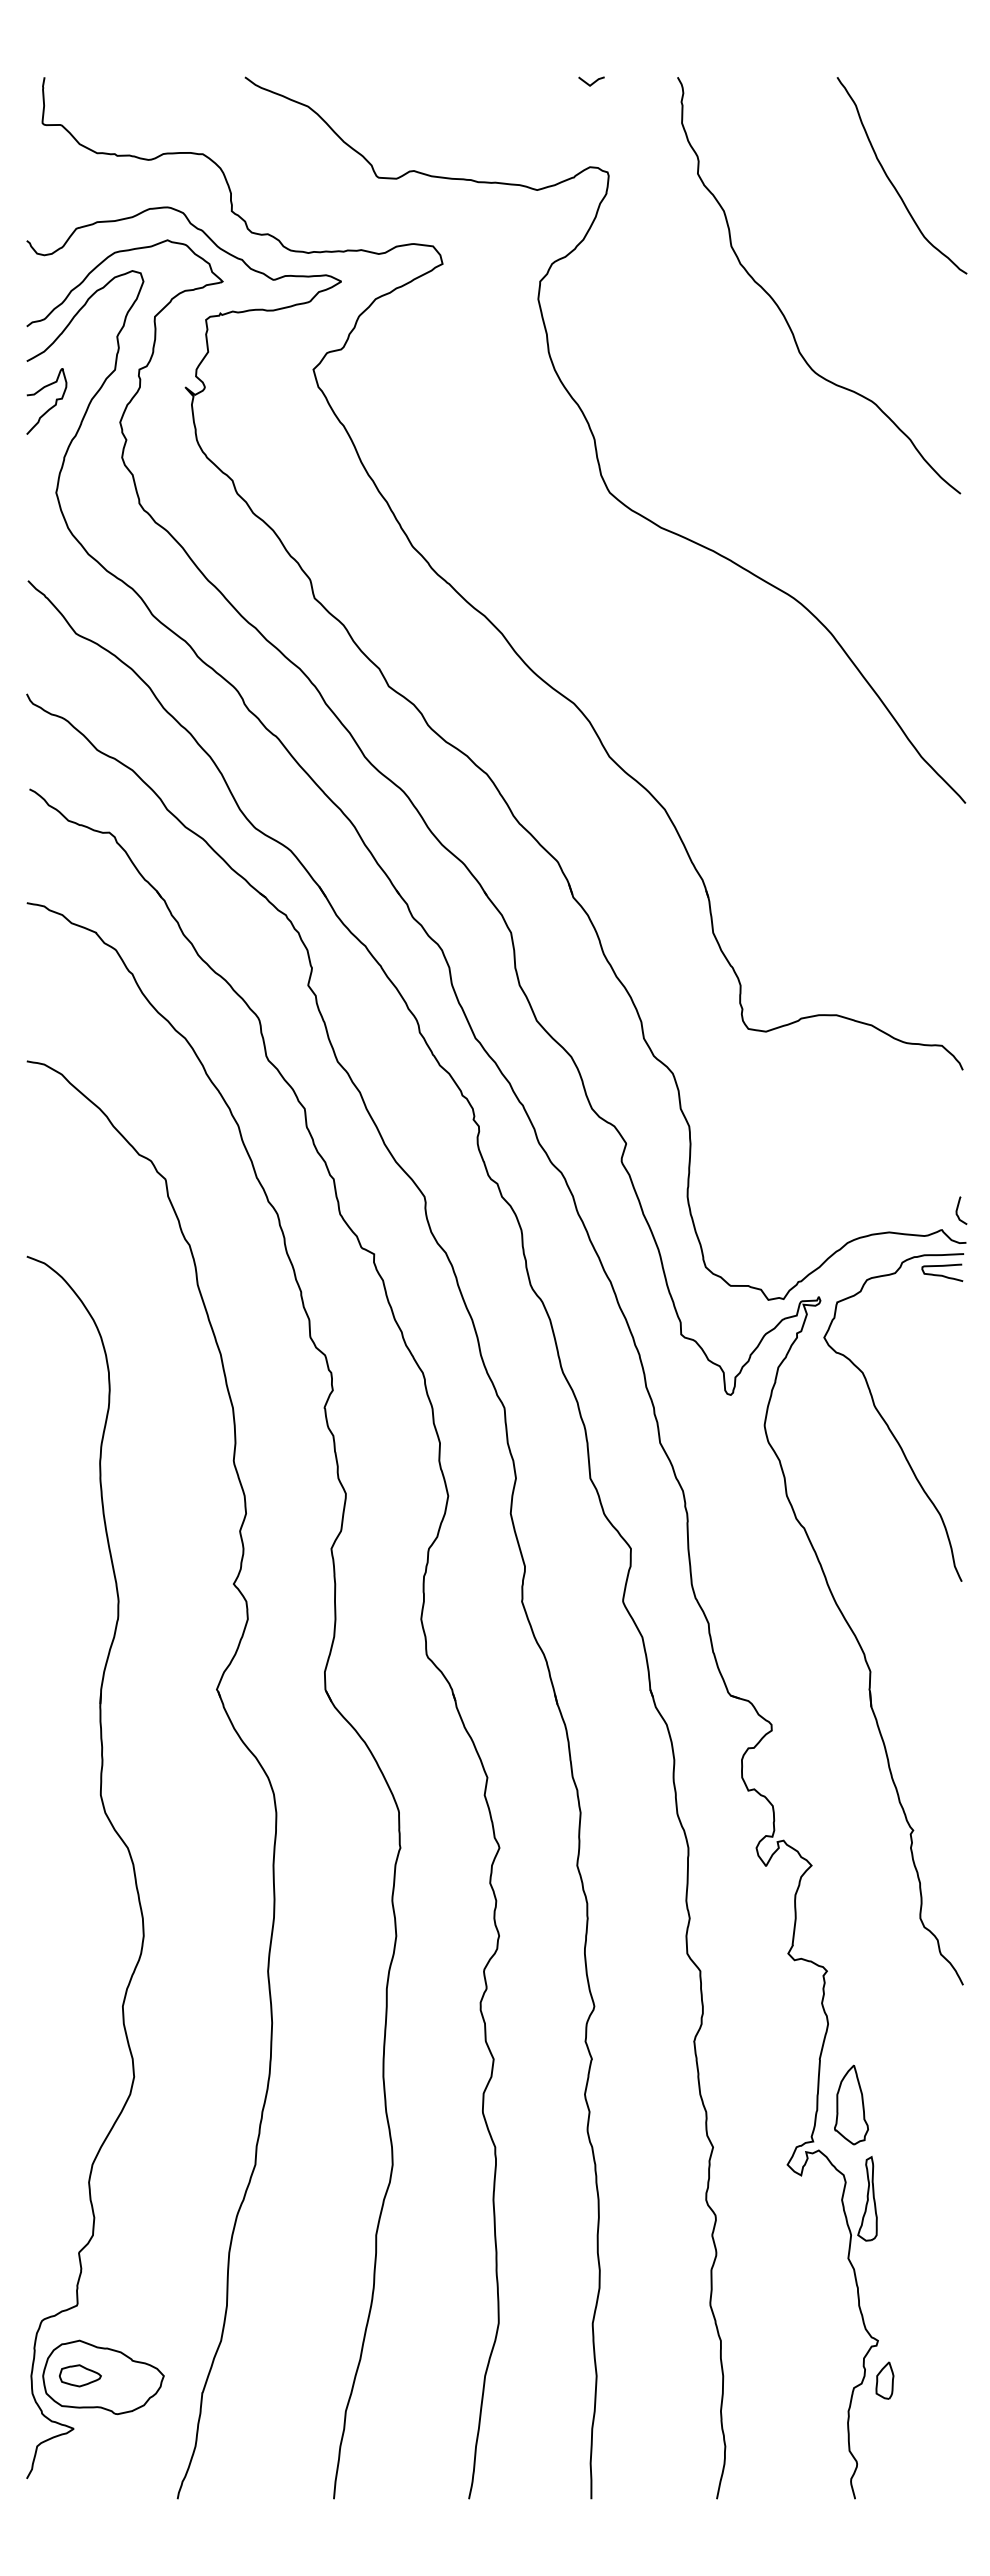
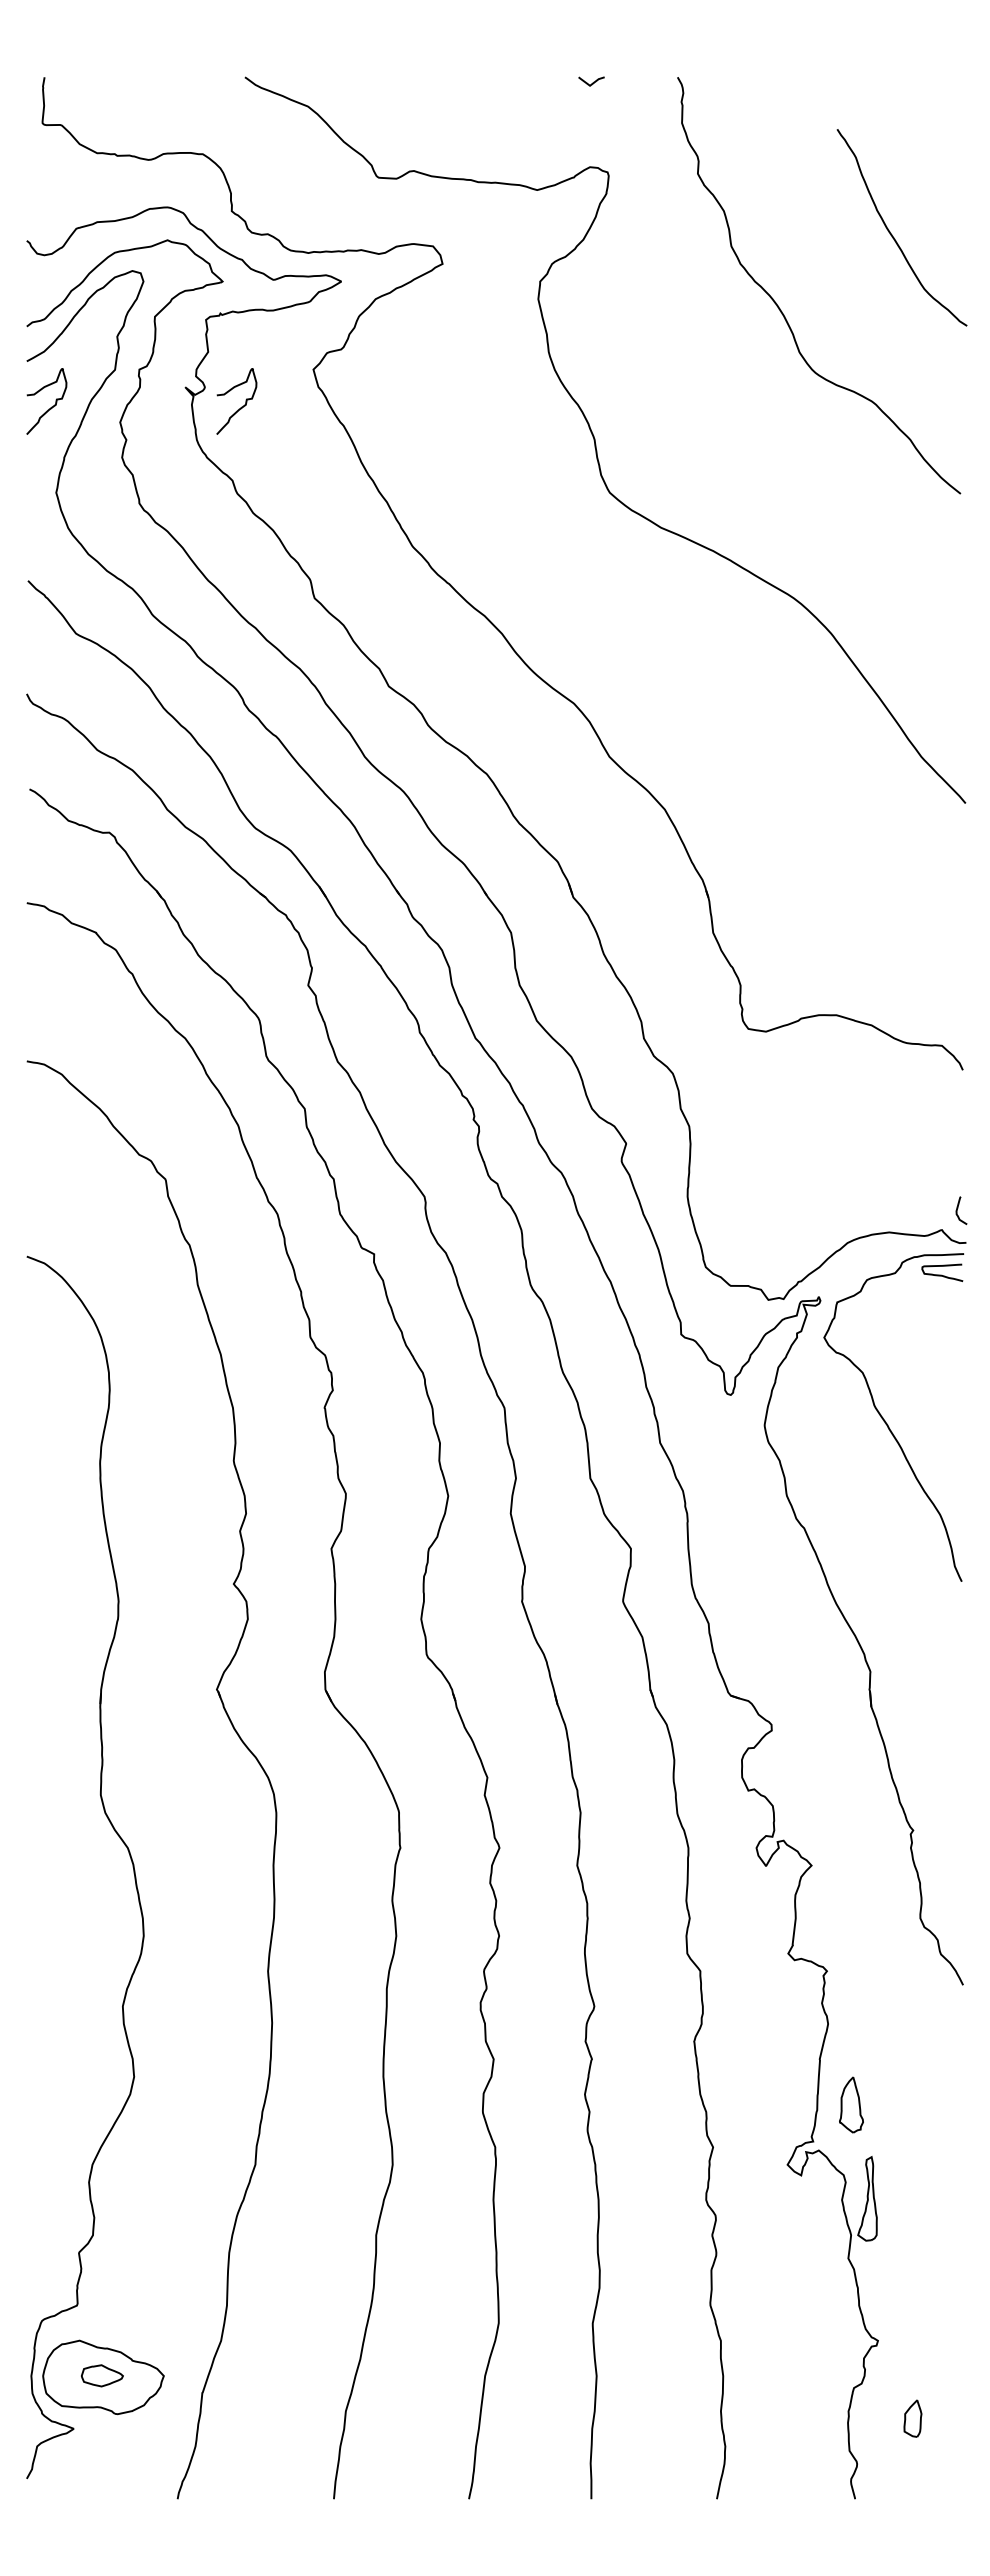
curve position: (892, 182) -> (892, 234) (892, 234)
curve: none -> present (241, 406)
part size: 35x82 px -> 25x58 px (851, 2104)
part position: (80, 2375) -> (102, 2375) (102, 2375)
part position: (884, 2380) -> (912, 2418) (912, 2418)
